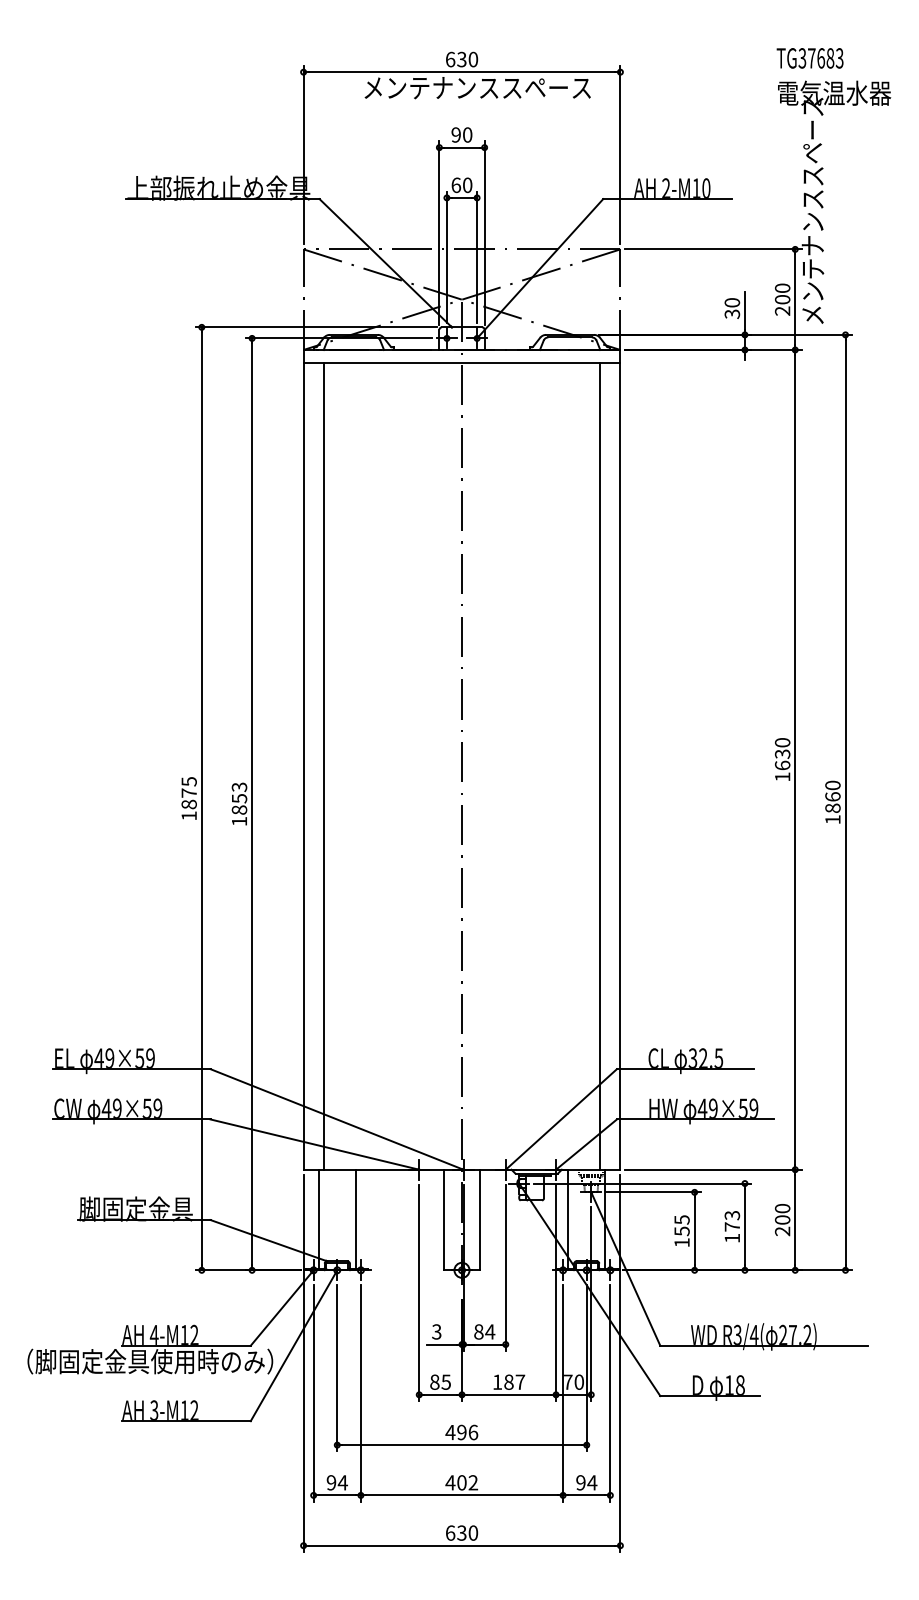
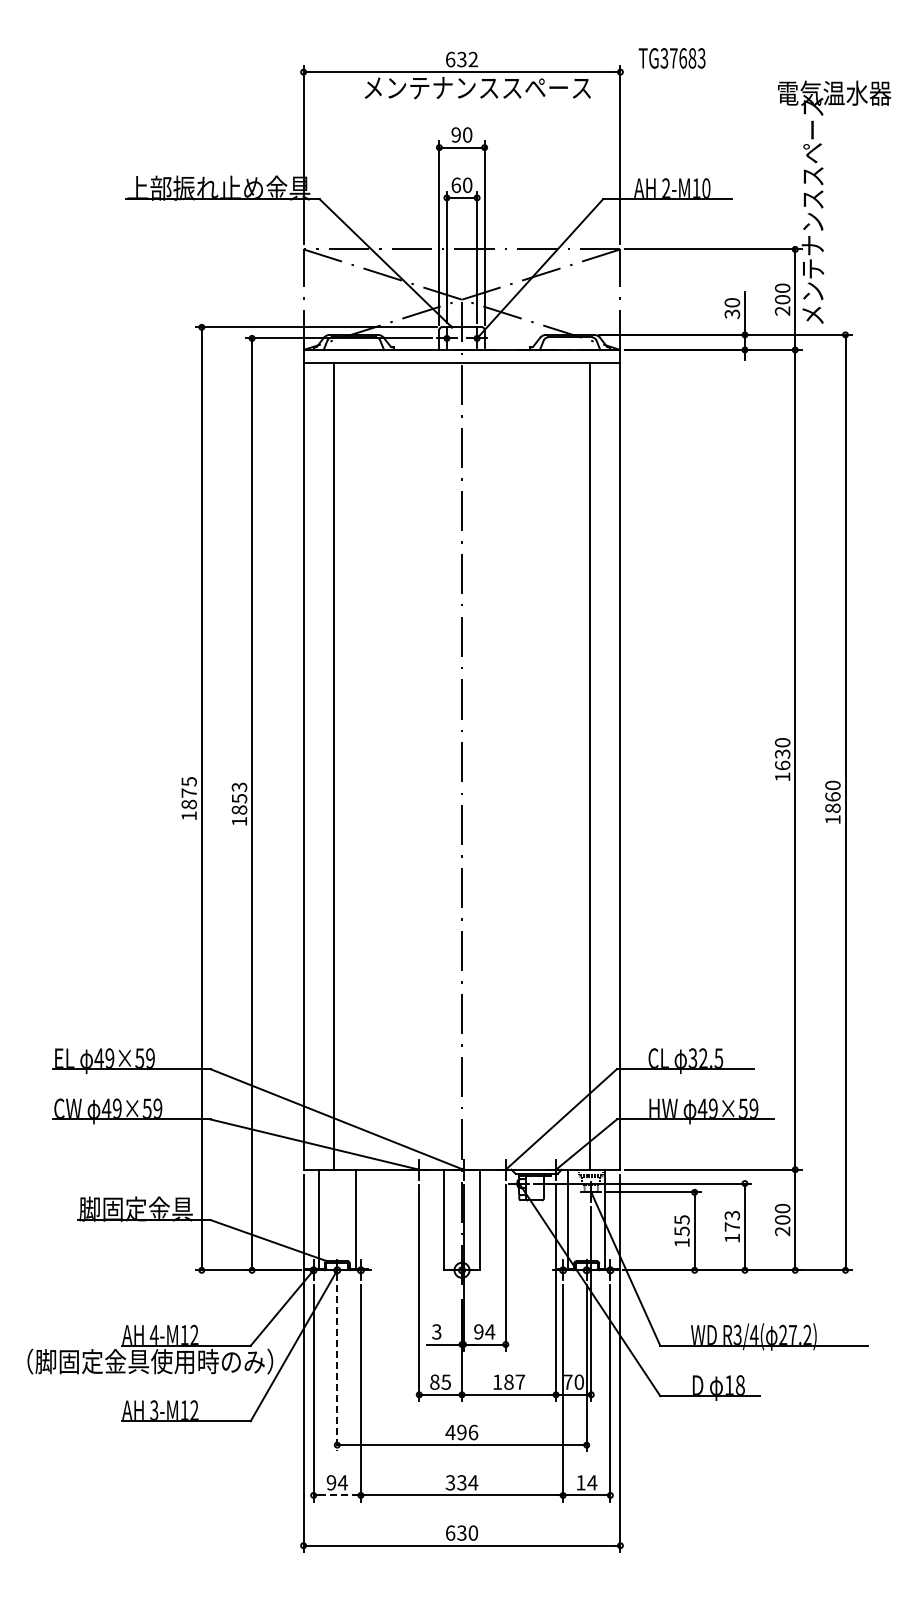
text position: (809, 58) -> (671, 58) (671, 58)
text: 630 -> 632 (473, 59)
line position: (323, 766) -> (333, 766) (333, 766)
line position: (600, 766) -> (590, 766) (590, 766)
text: 84 -> 94 (478, 1331)
line: solid -> dashed (337, 1368)
text: 402 -> 334 (461, 1482)
text: 94 -> 14 (580, 1482)
line: solid -> dashed (337, 1495)
